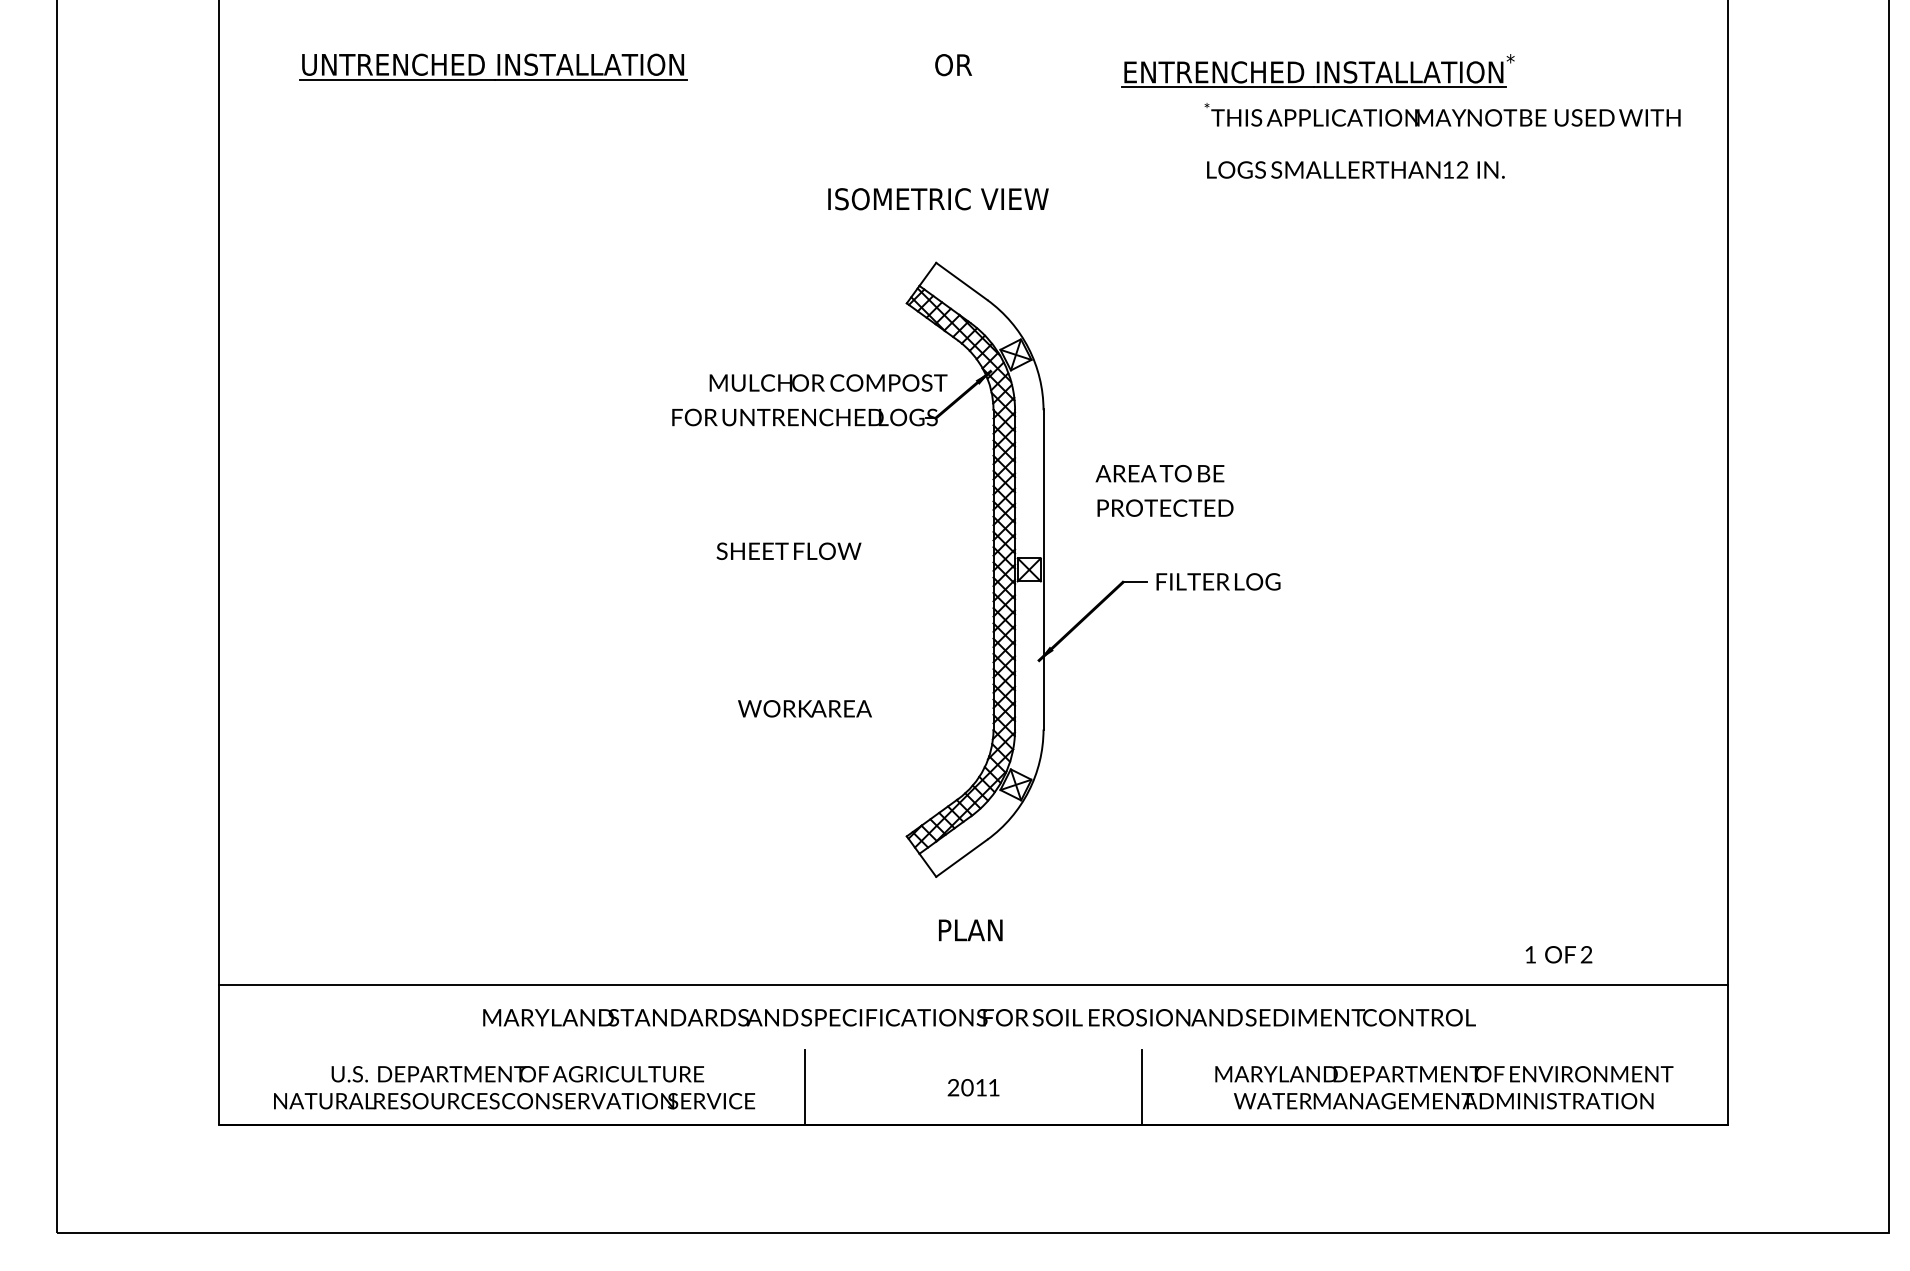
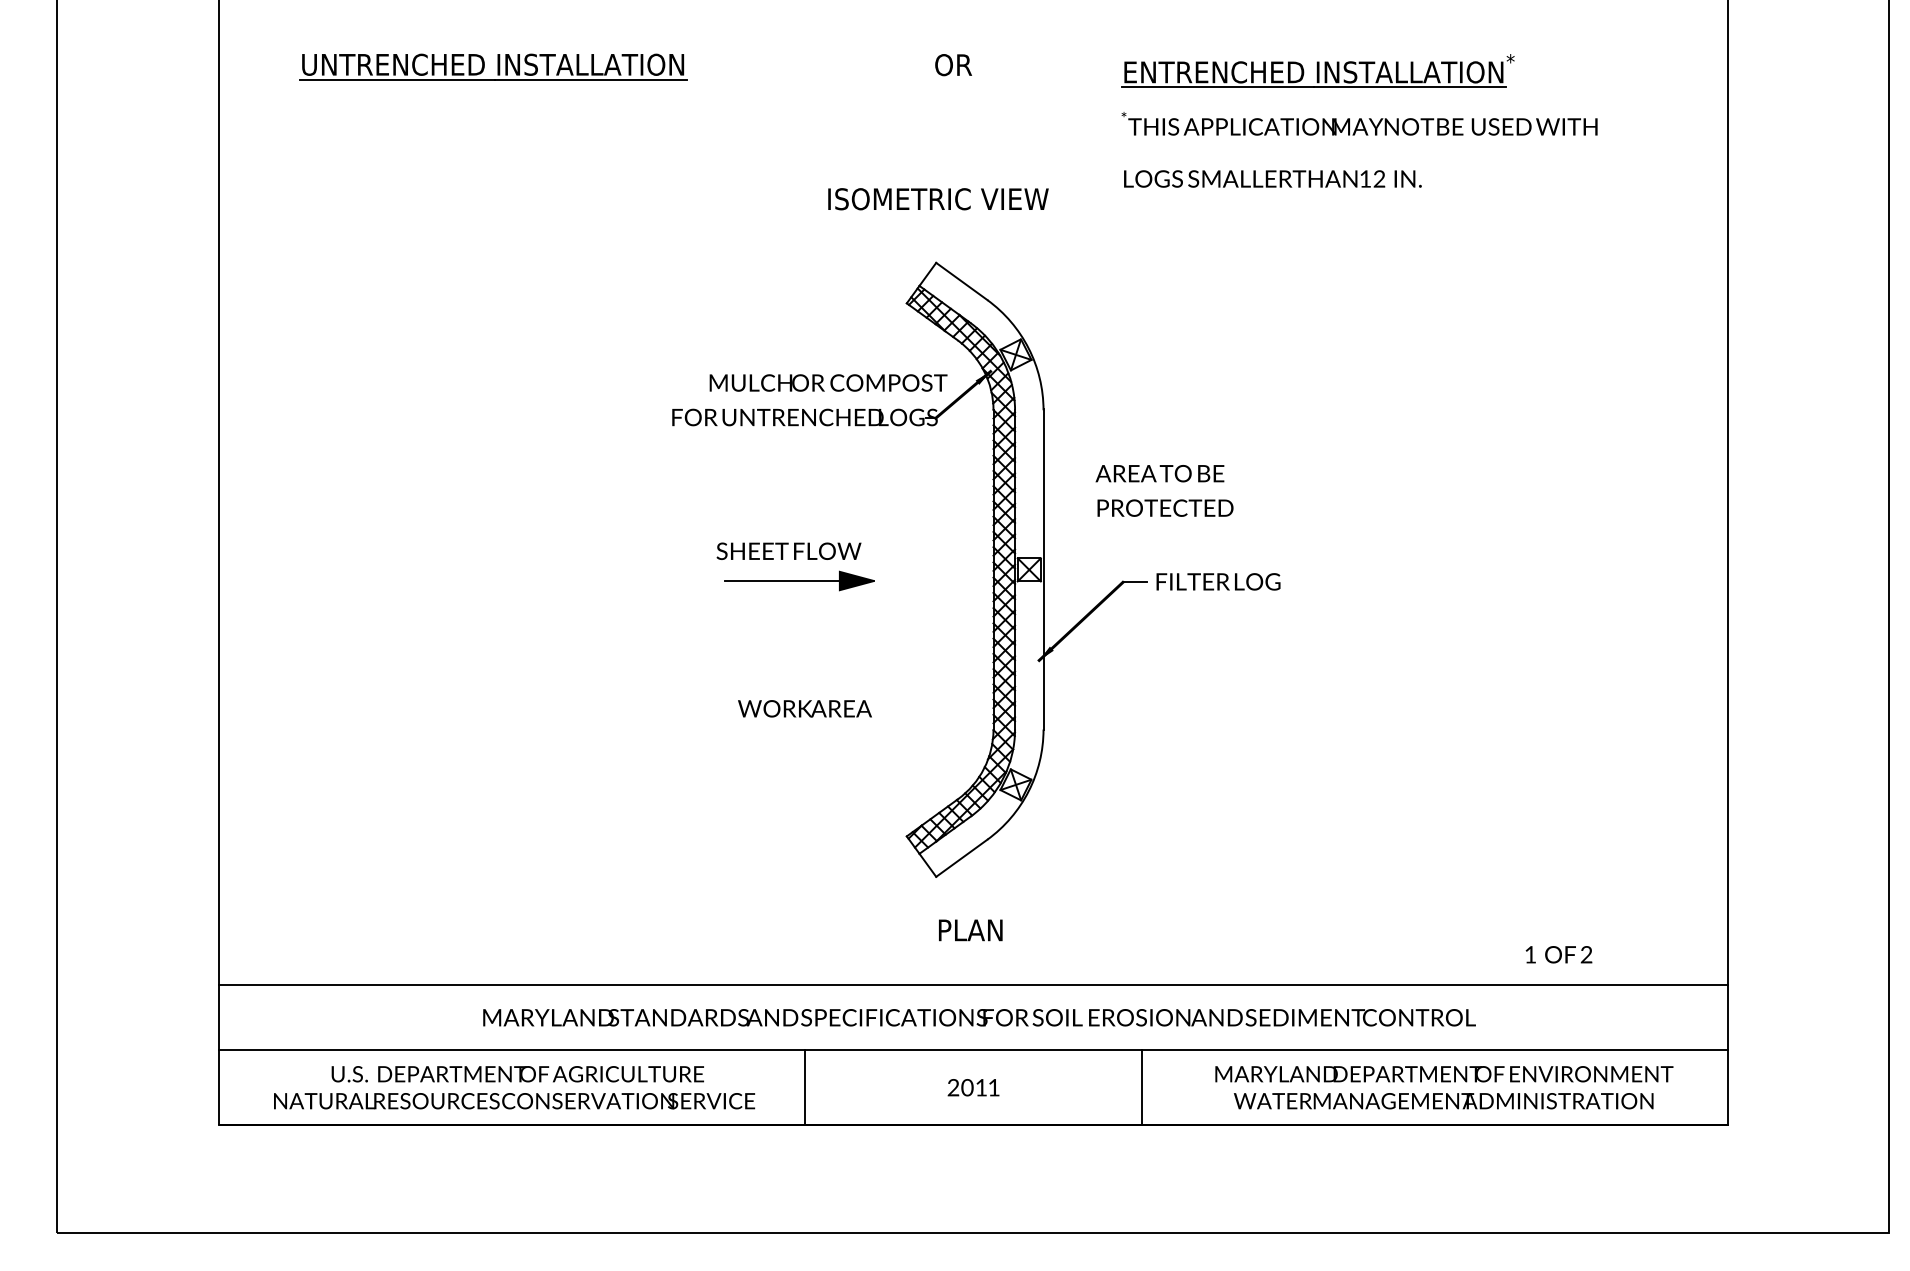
text position: (1442, 140) -> (1359, 149) (1359, 149)
part: none -> present (799, 580)
line: none -> present (972, 1050)
